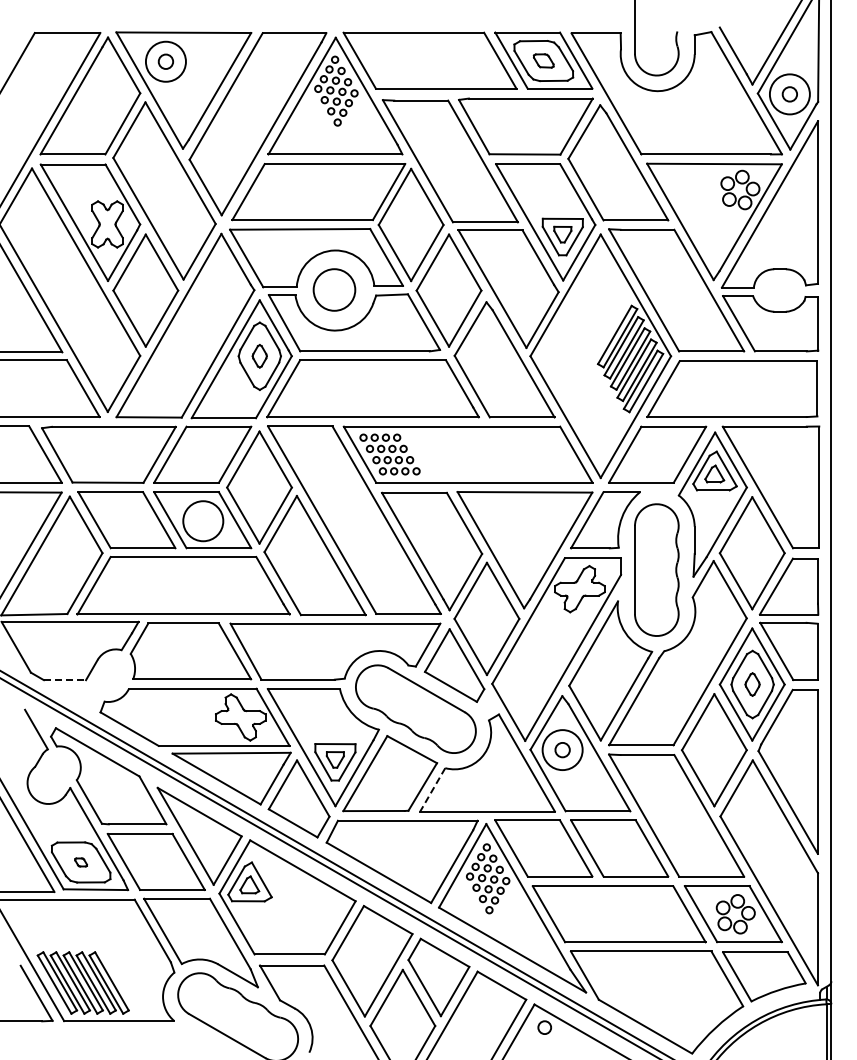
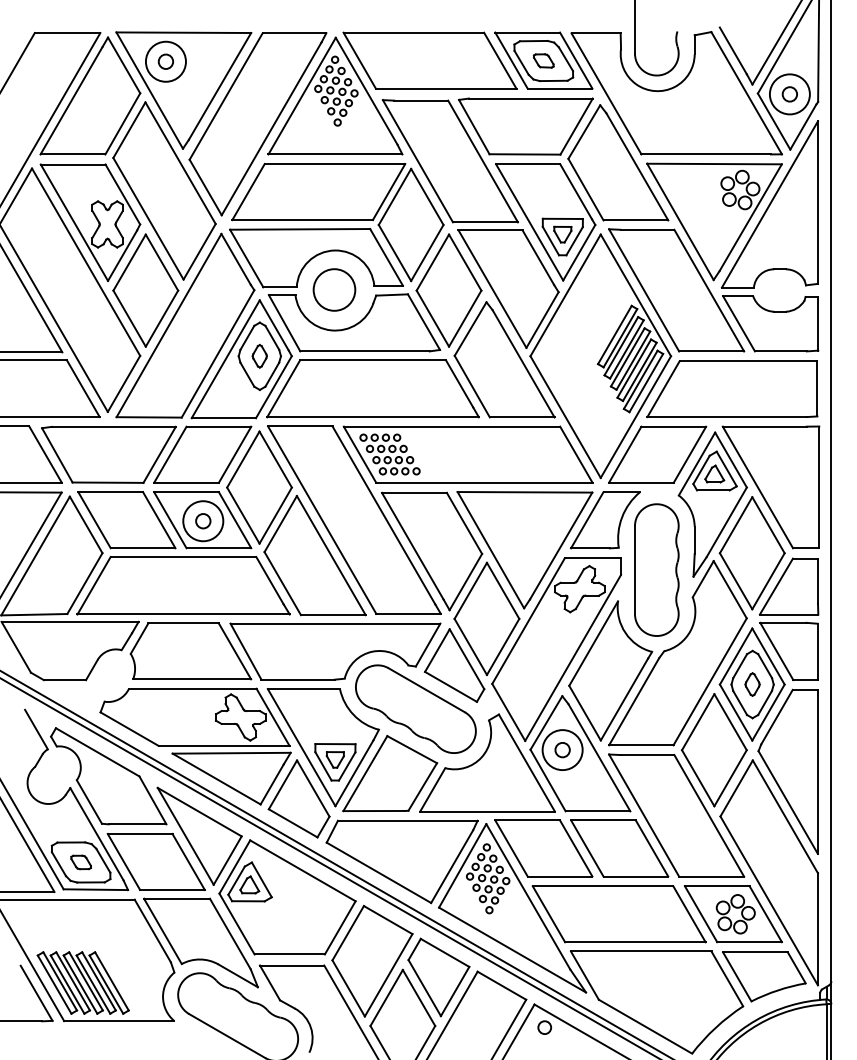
circle: none -> present (203, 521)
line: dashed -> solid (65, 680)
line: dashed -> solid (432, 790)
part size: 14x11 px -> 22x17 px (80, 862)
